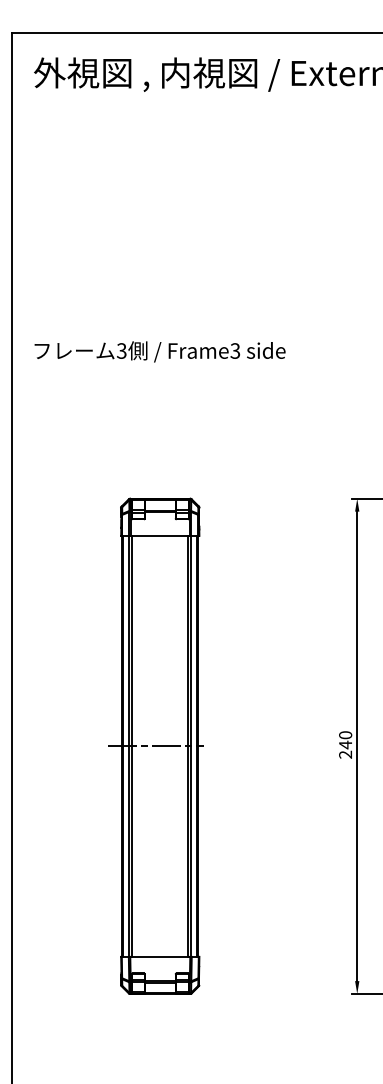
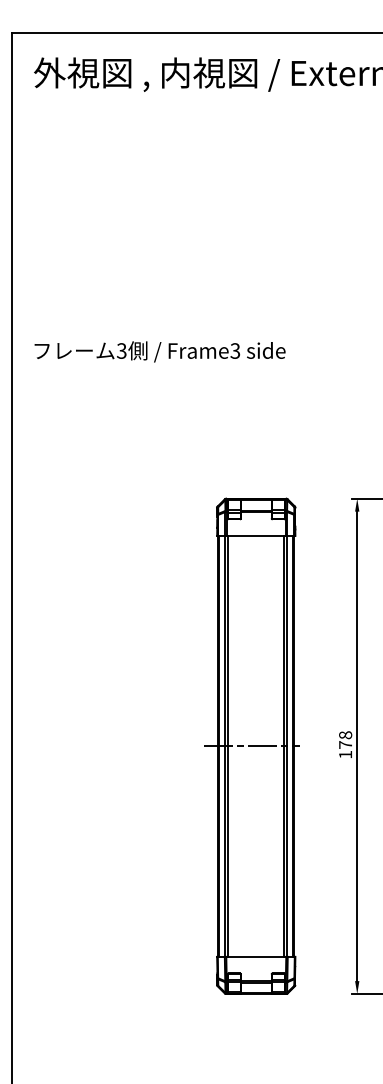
text: 240 -> 178 (345, 744)
part position: (155, 745) -> (251, 745) (251, 745)
